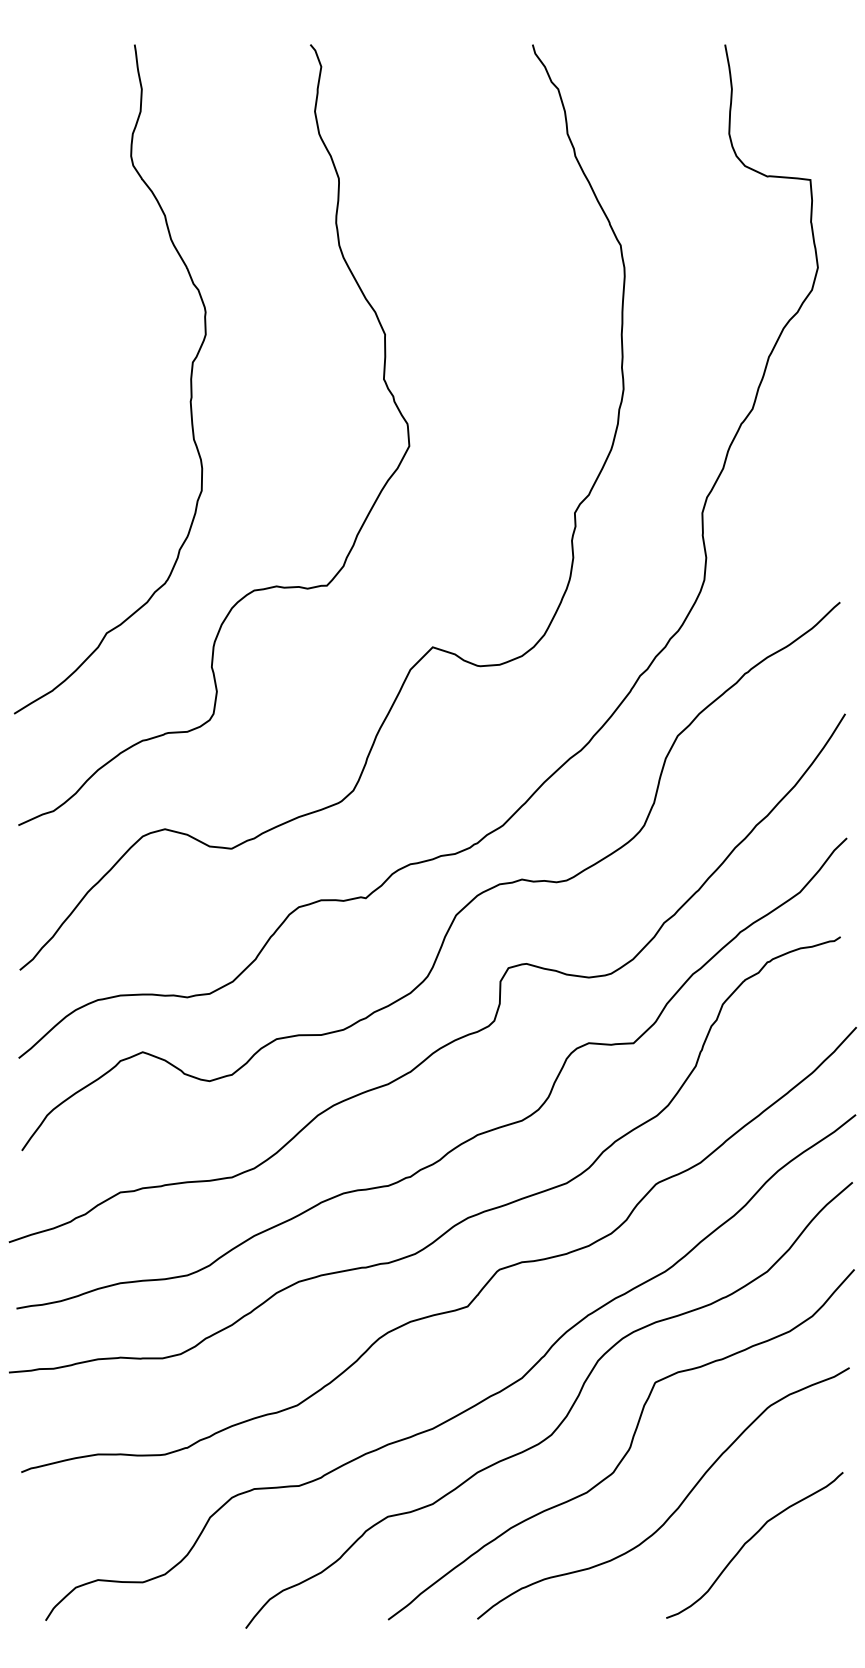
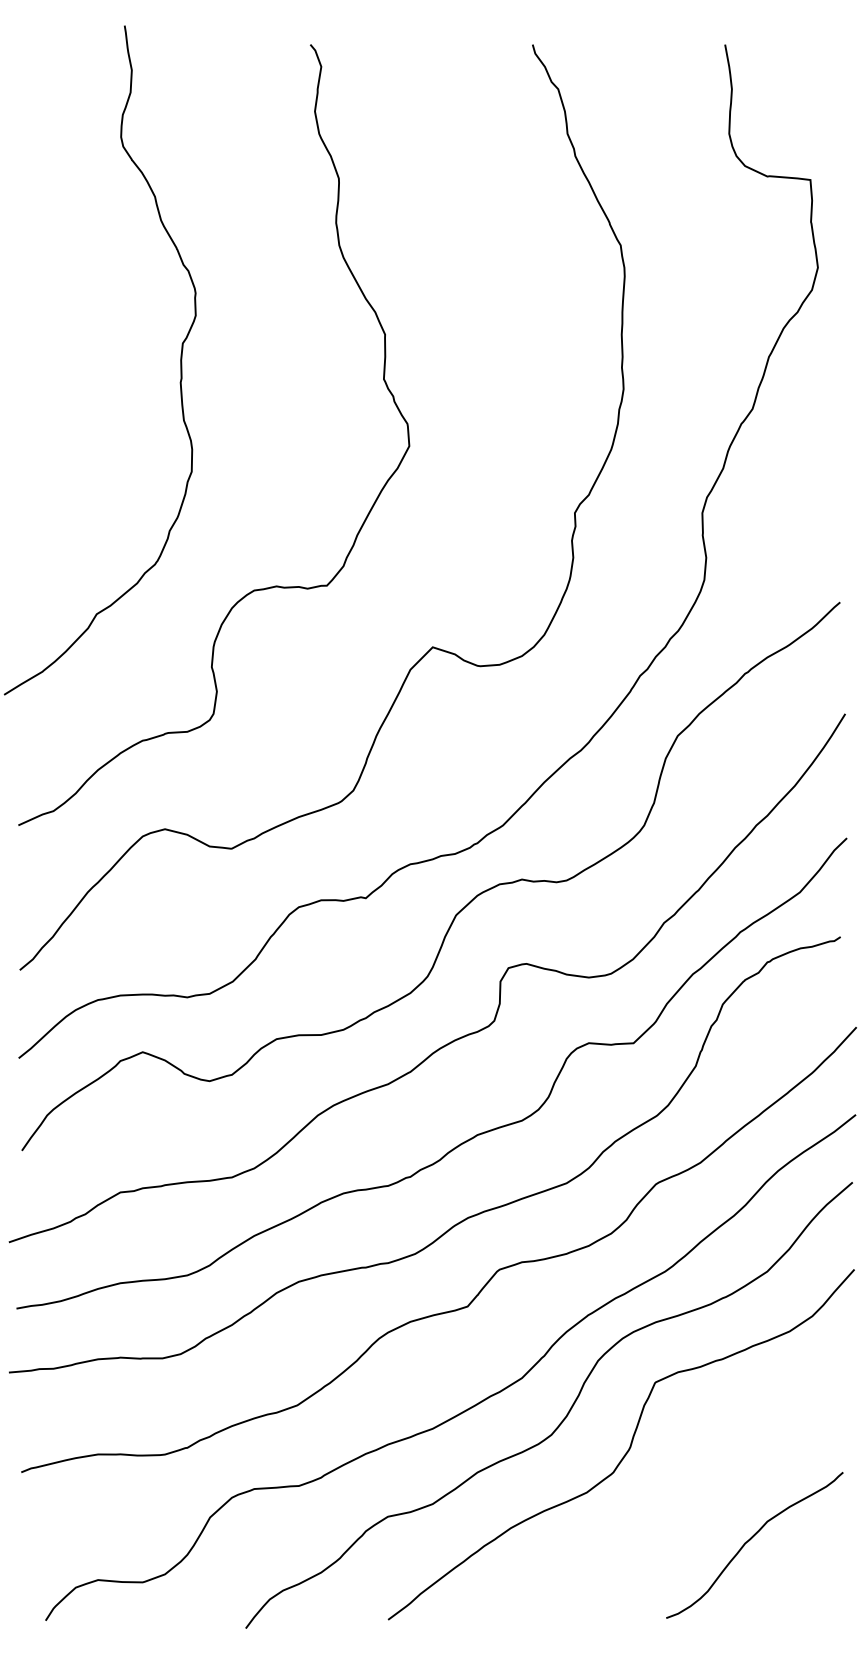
curve position: (190, 379) -> (180, 360) (180, 360)
curve: present -> none (679, 1504)
